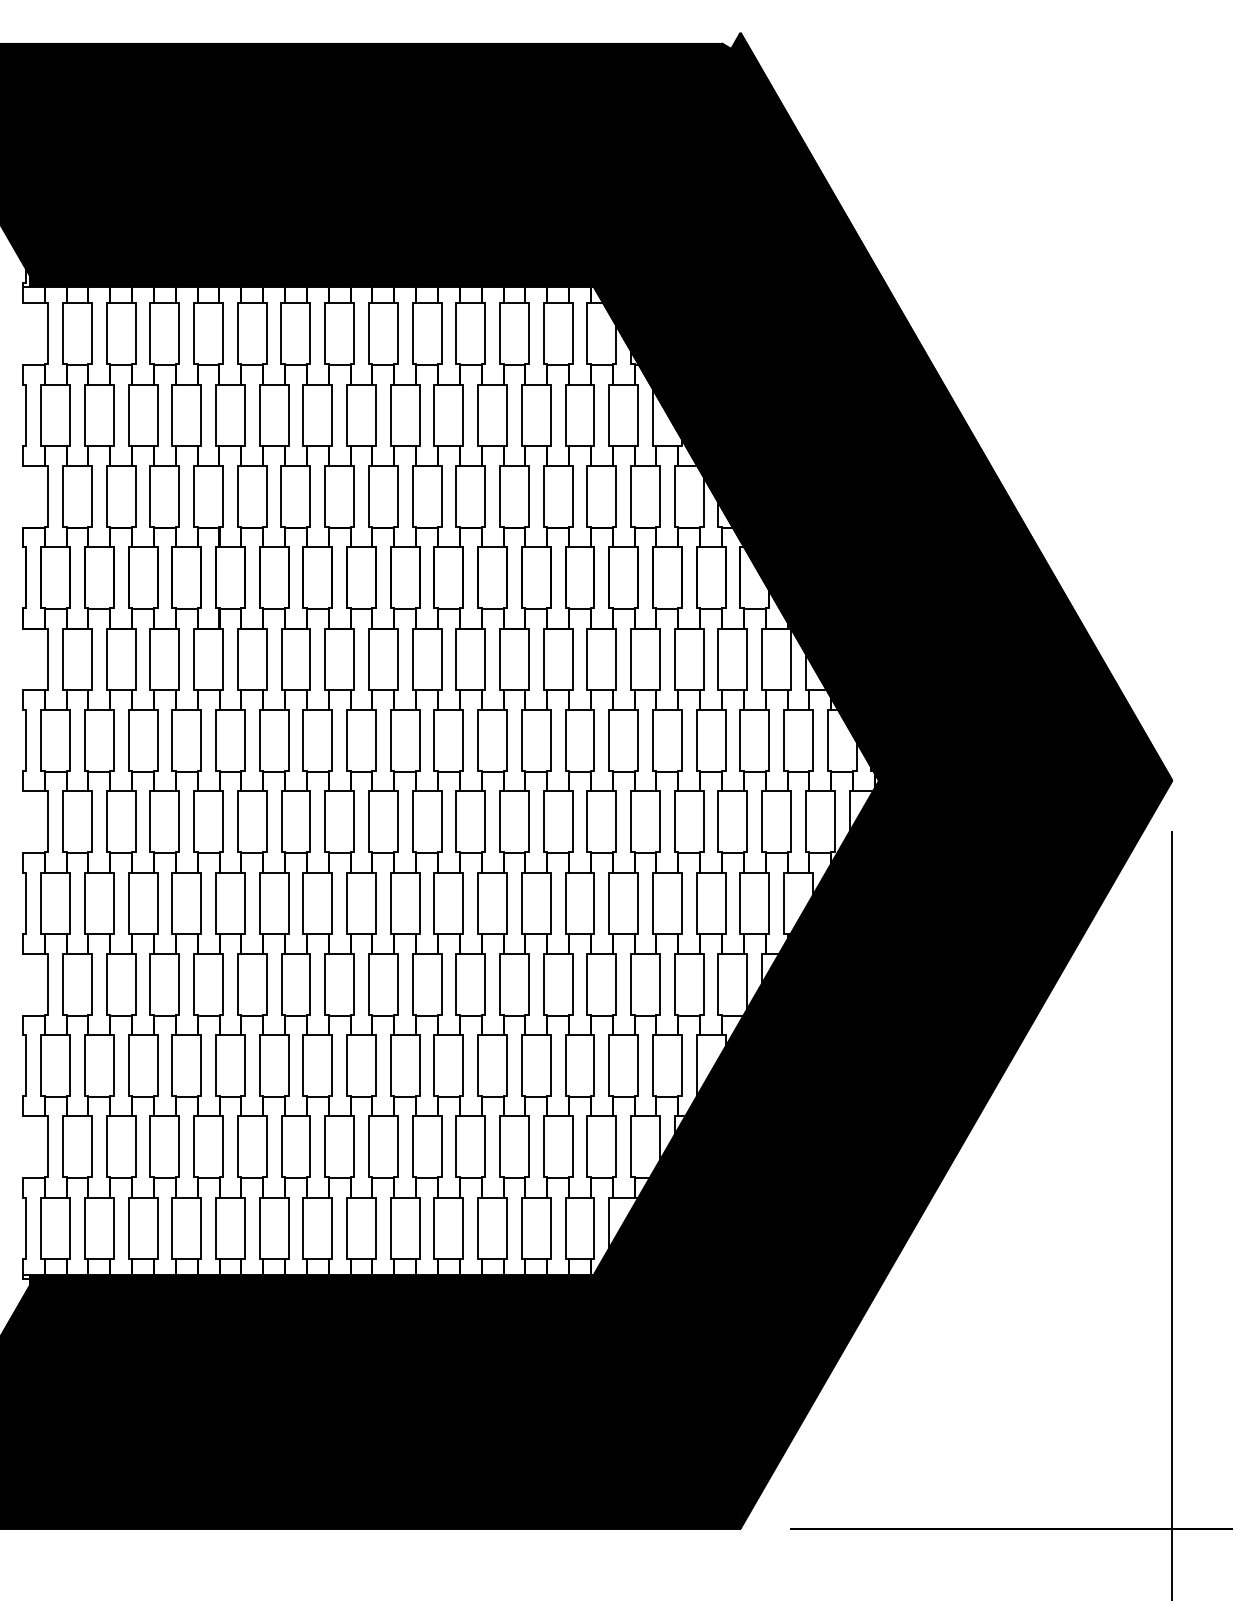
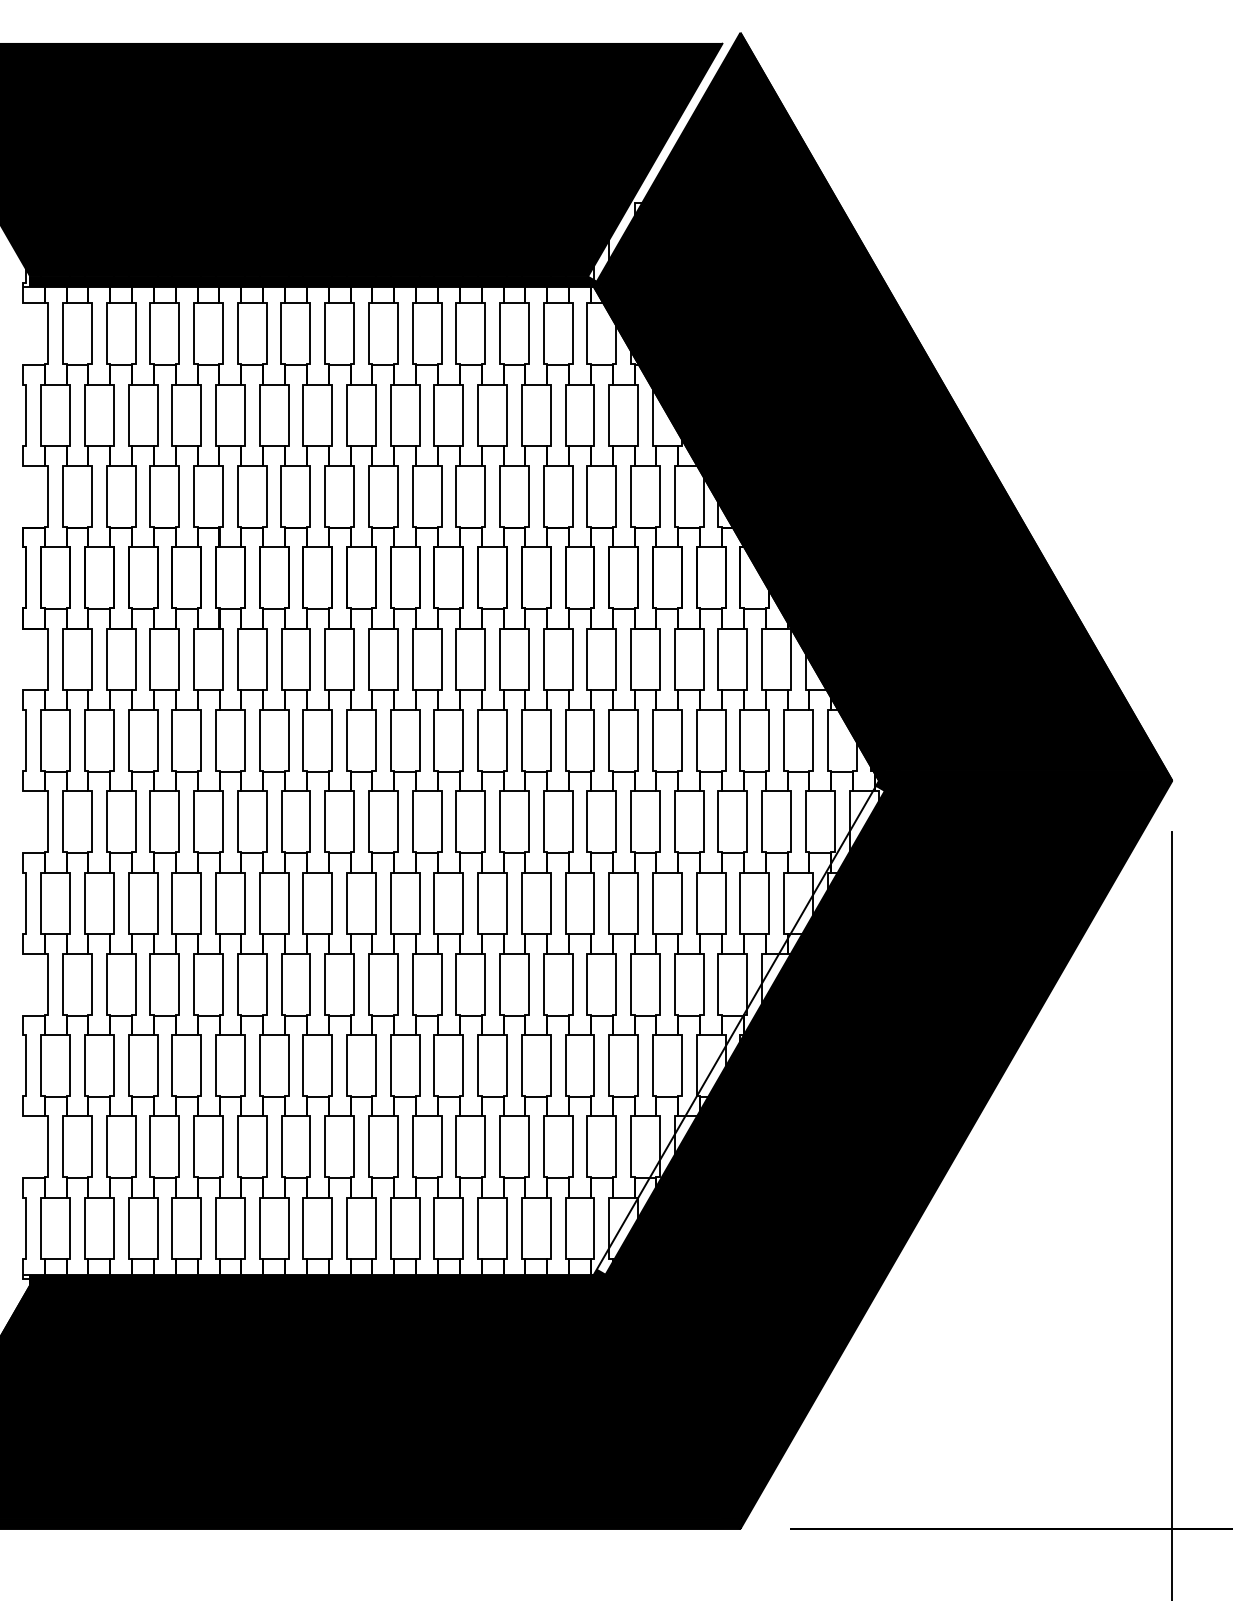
fill: present -> none (659, 161)
fill: present -> none (740, 1029)
